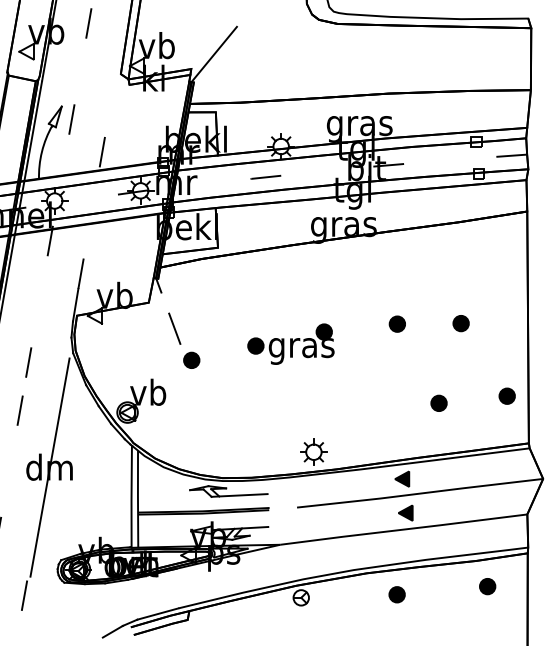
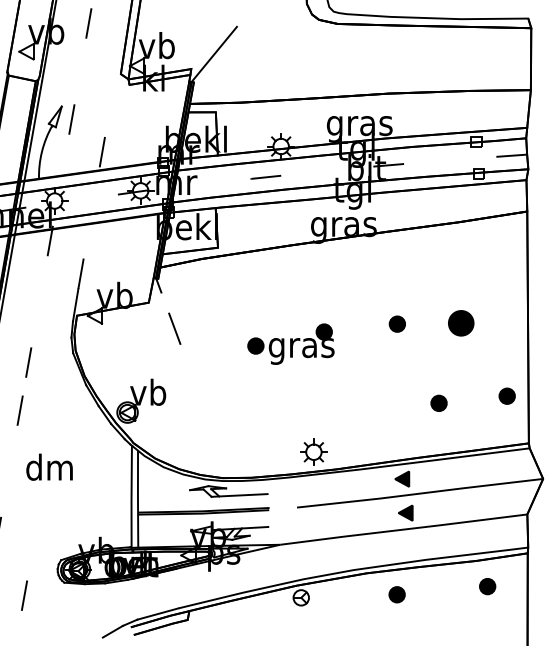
part size: 18x18 px -> 27x27 px (461, 323)
part: present -> none (191, 359)
line: present -> none (49, 467)
